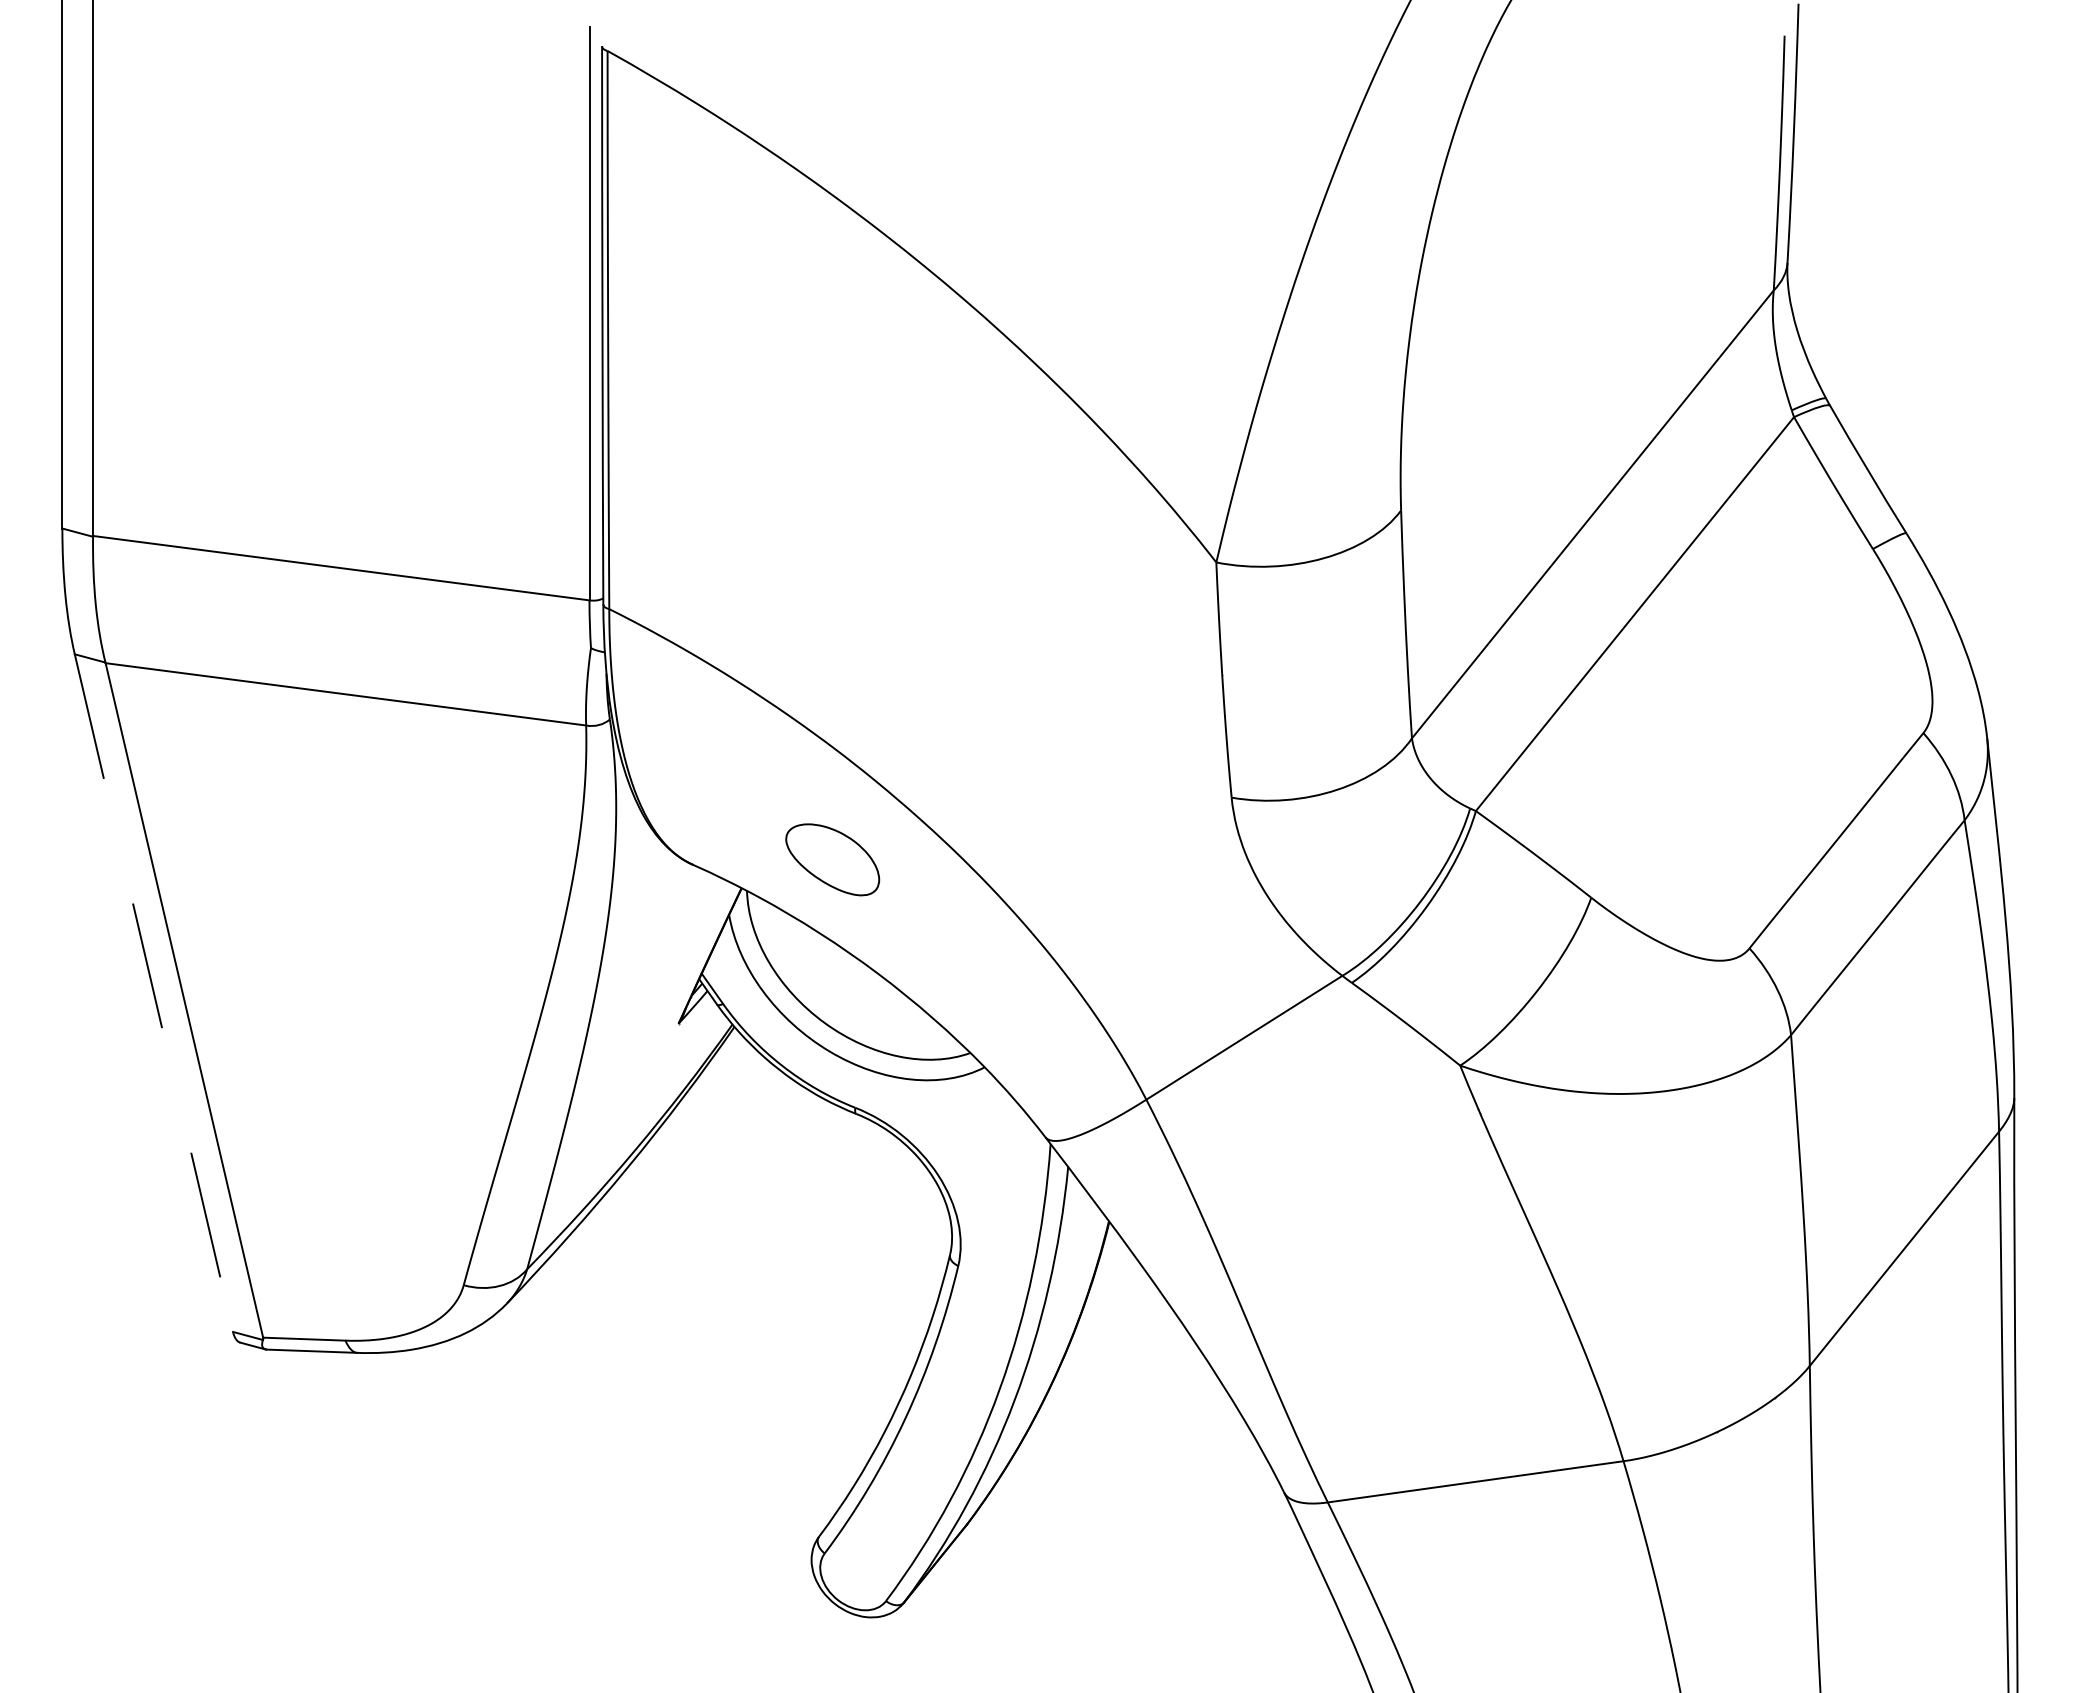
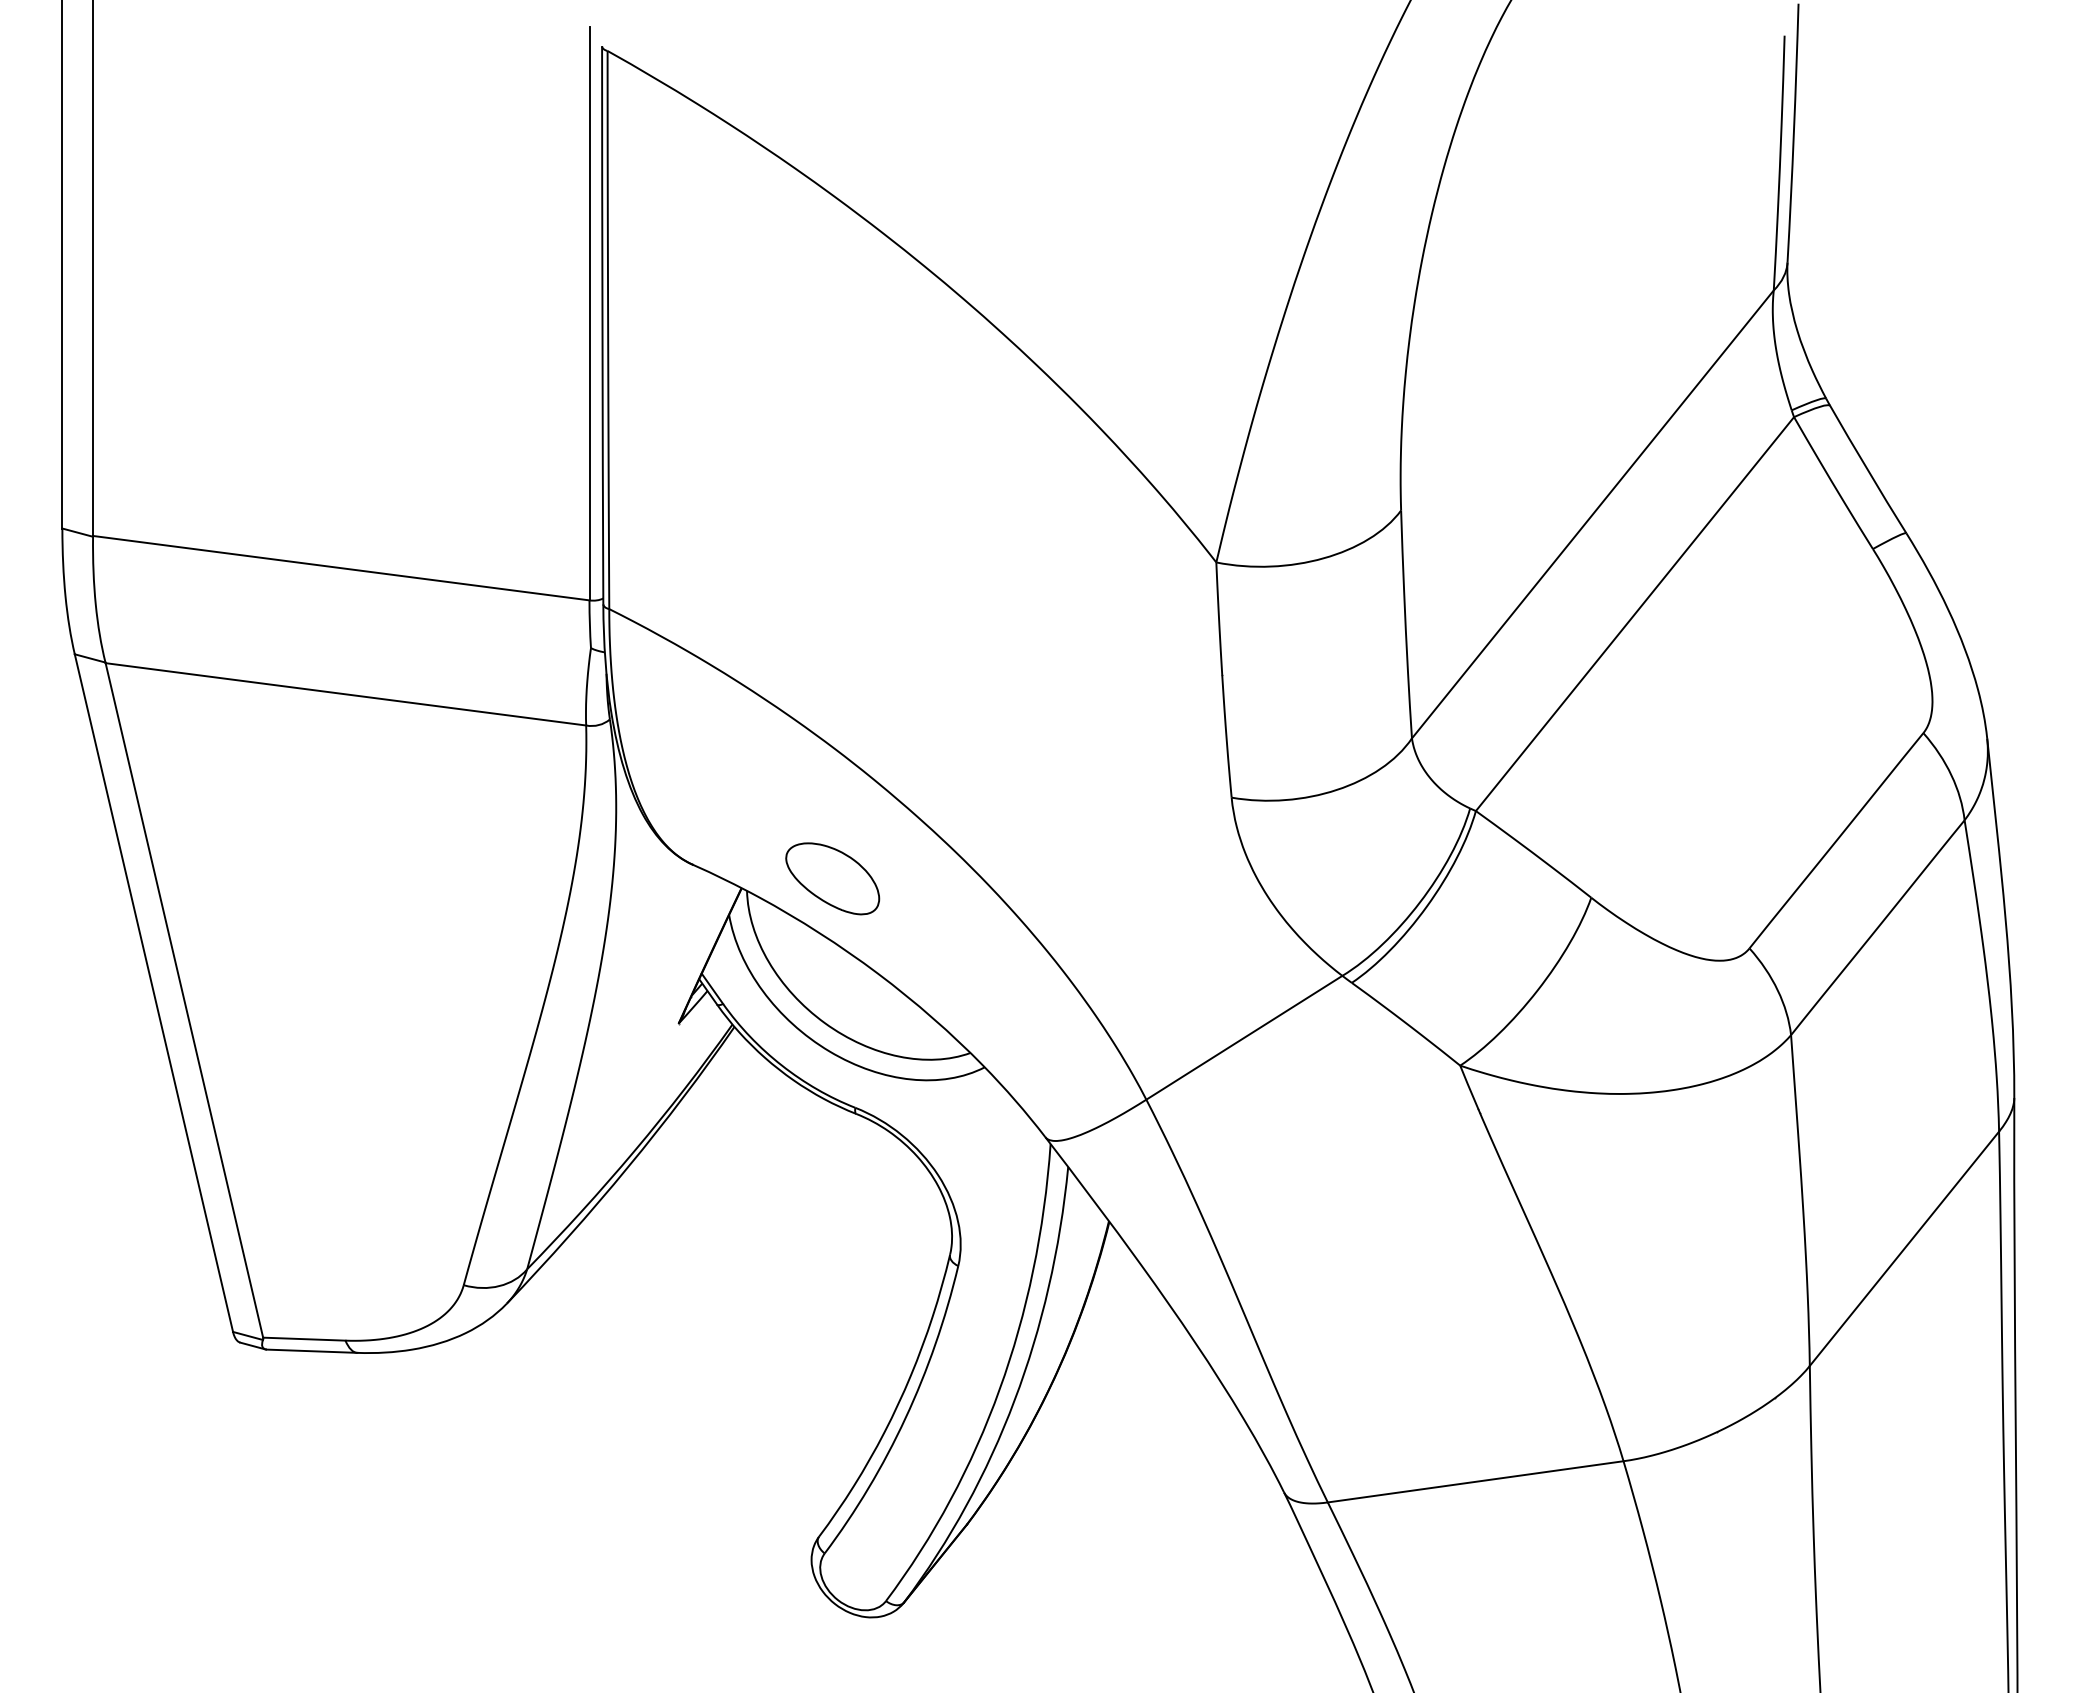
part position: (832, 859) -> (832, 878) (832, 878)
line: dashed -> solid (153, 993)
